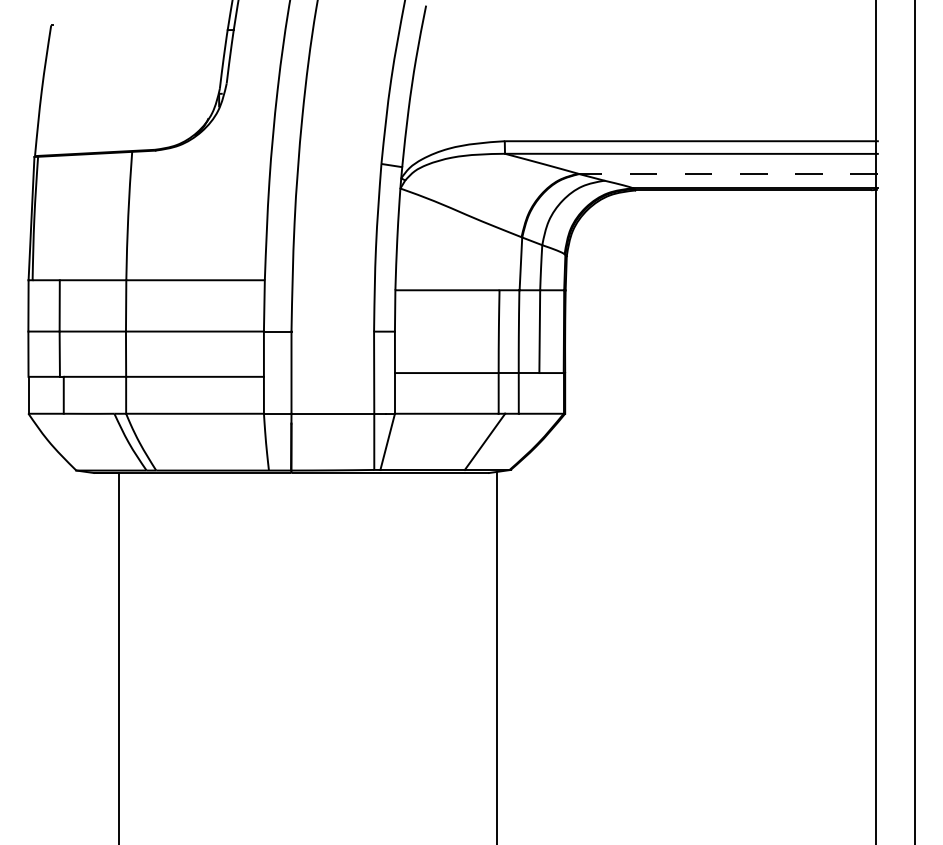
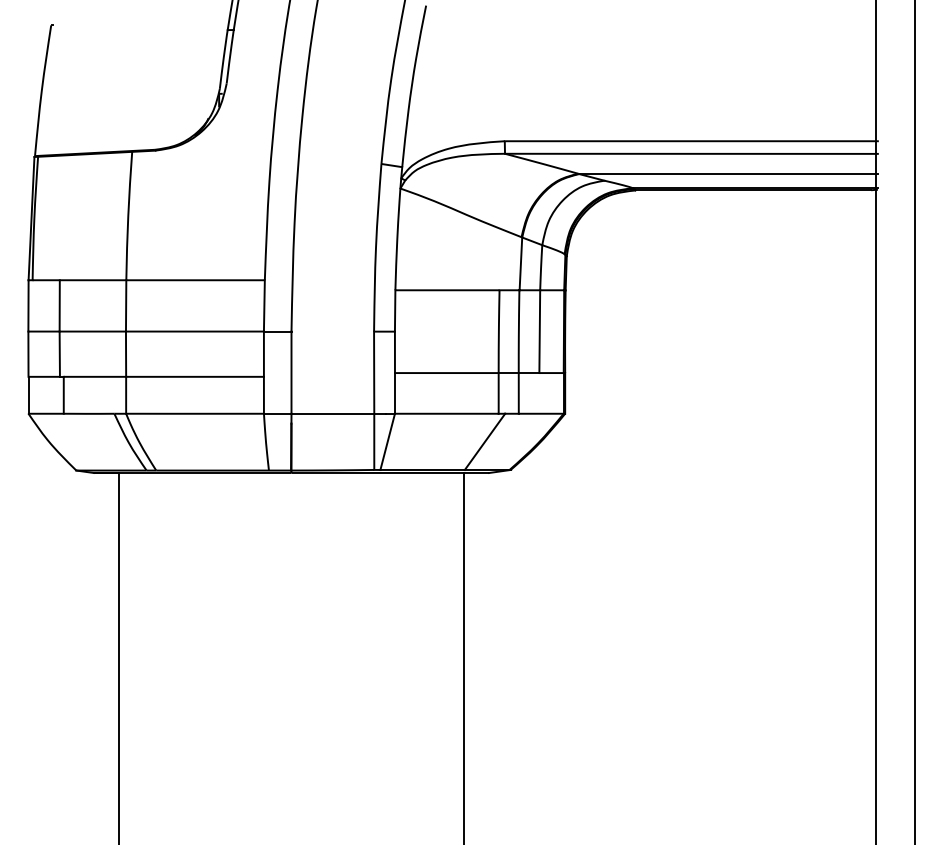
line: dashed -> solid (728, 173)
line position: (496, 656) -> (463, 656) (463, 656)
